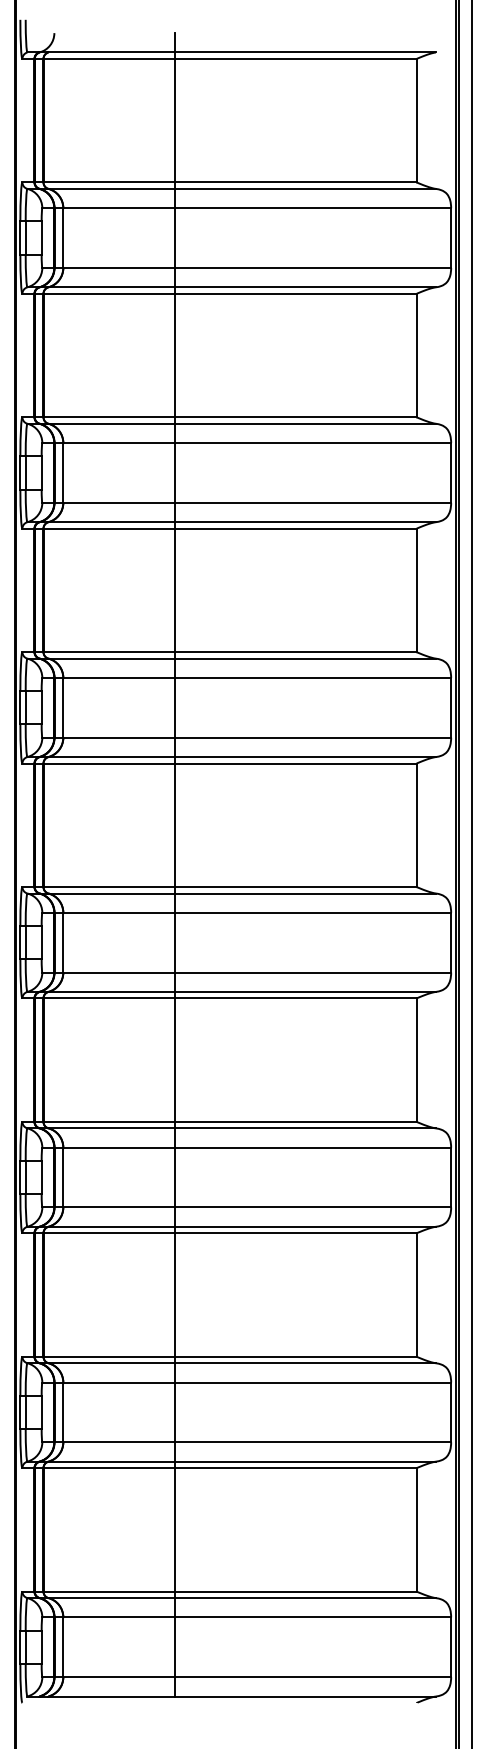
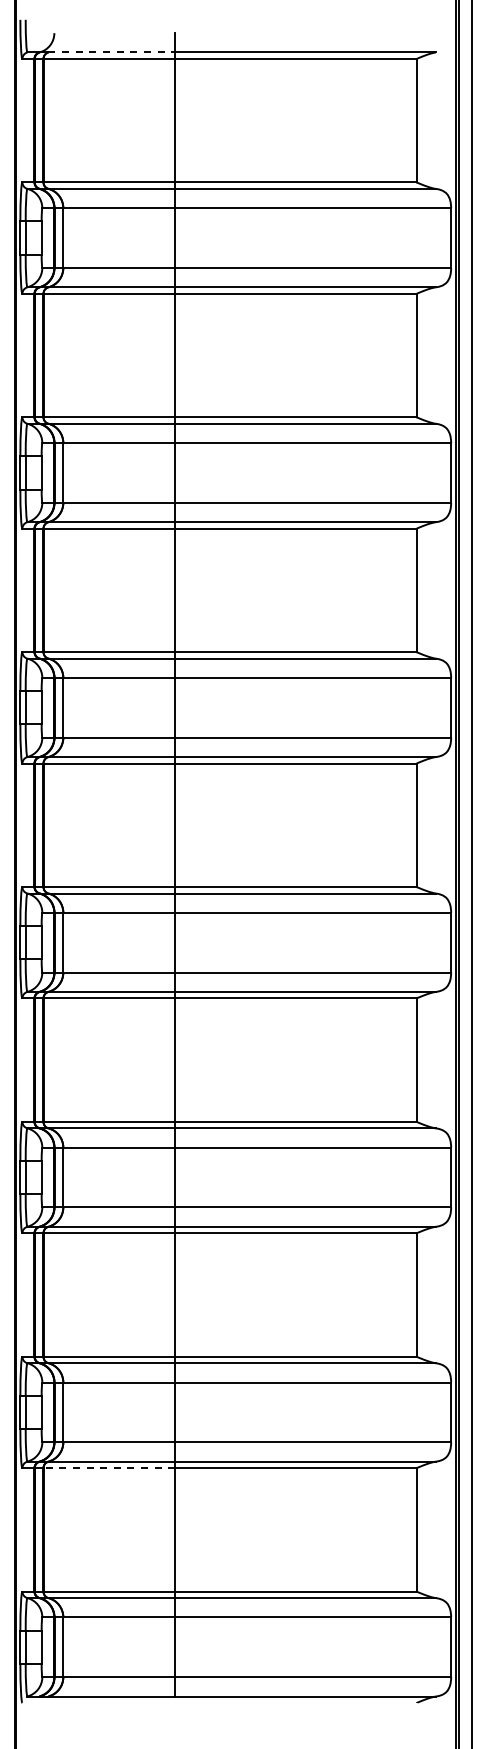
line: solid -> dashed (112, 52)
line: solid -> dashed (109, 1468)
